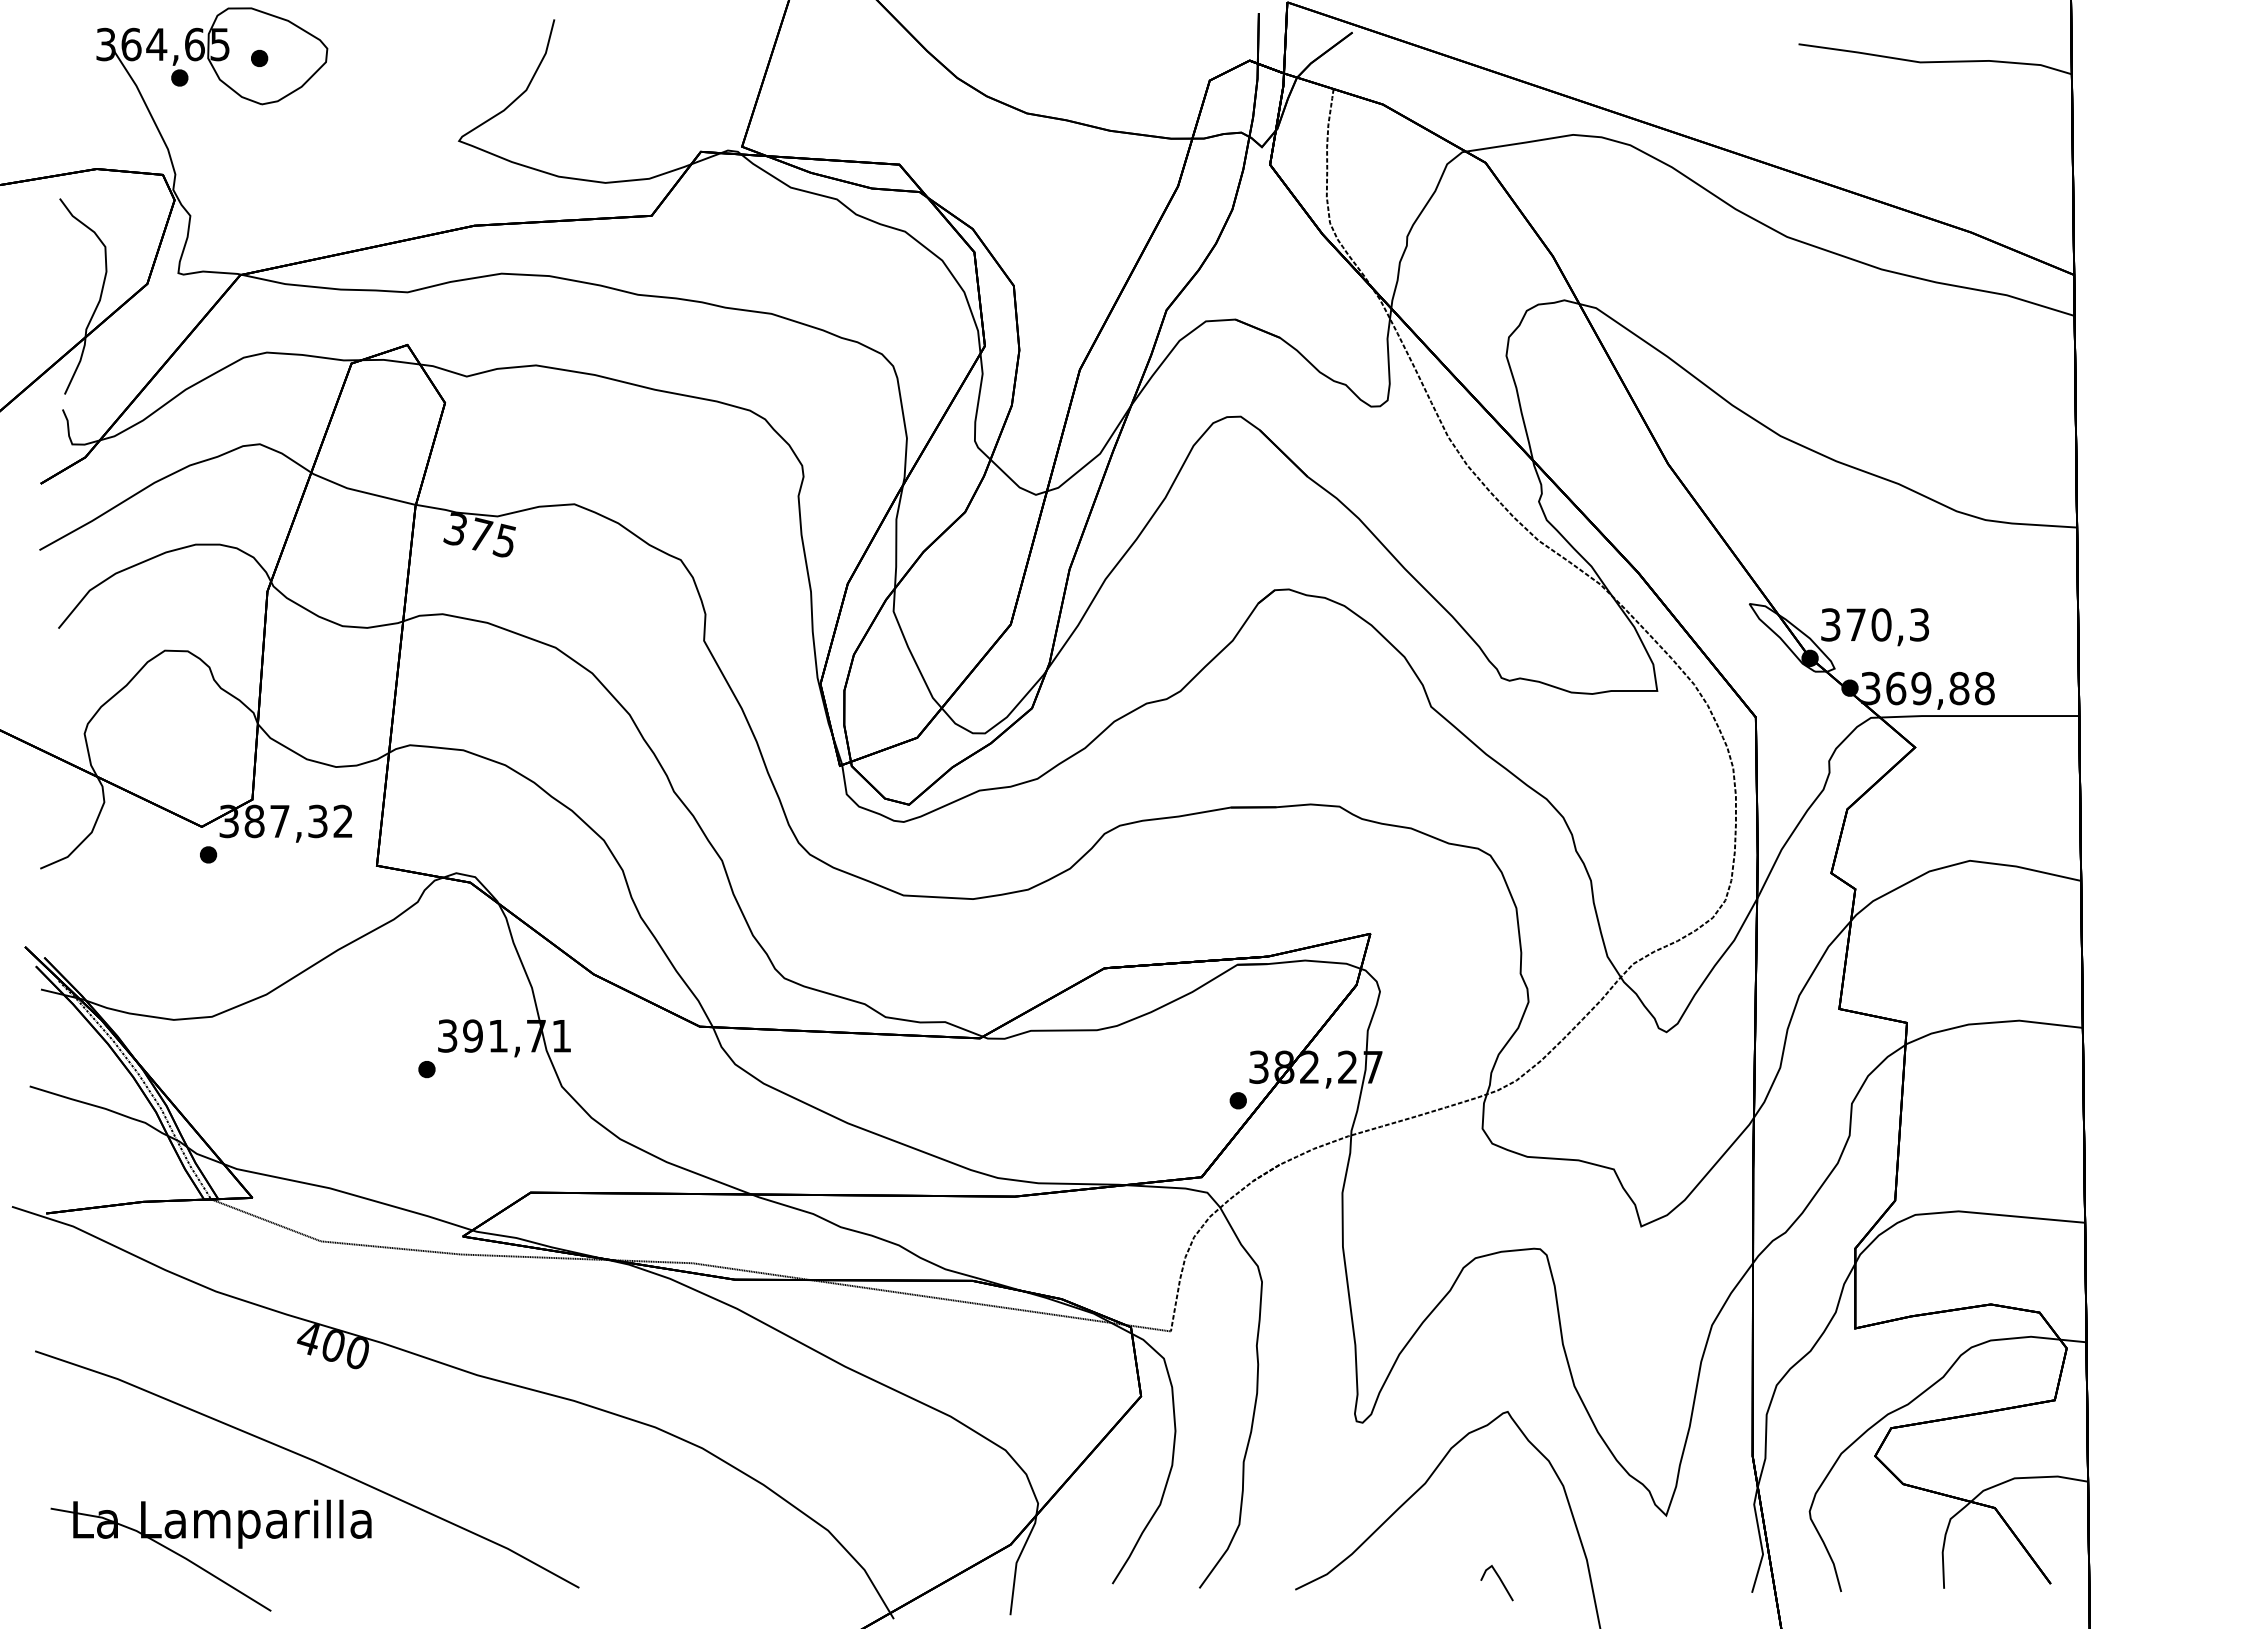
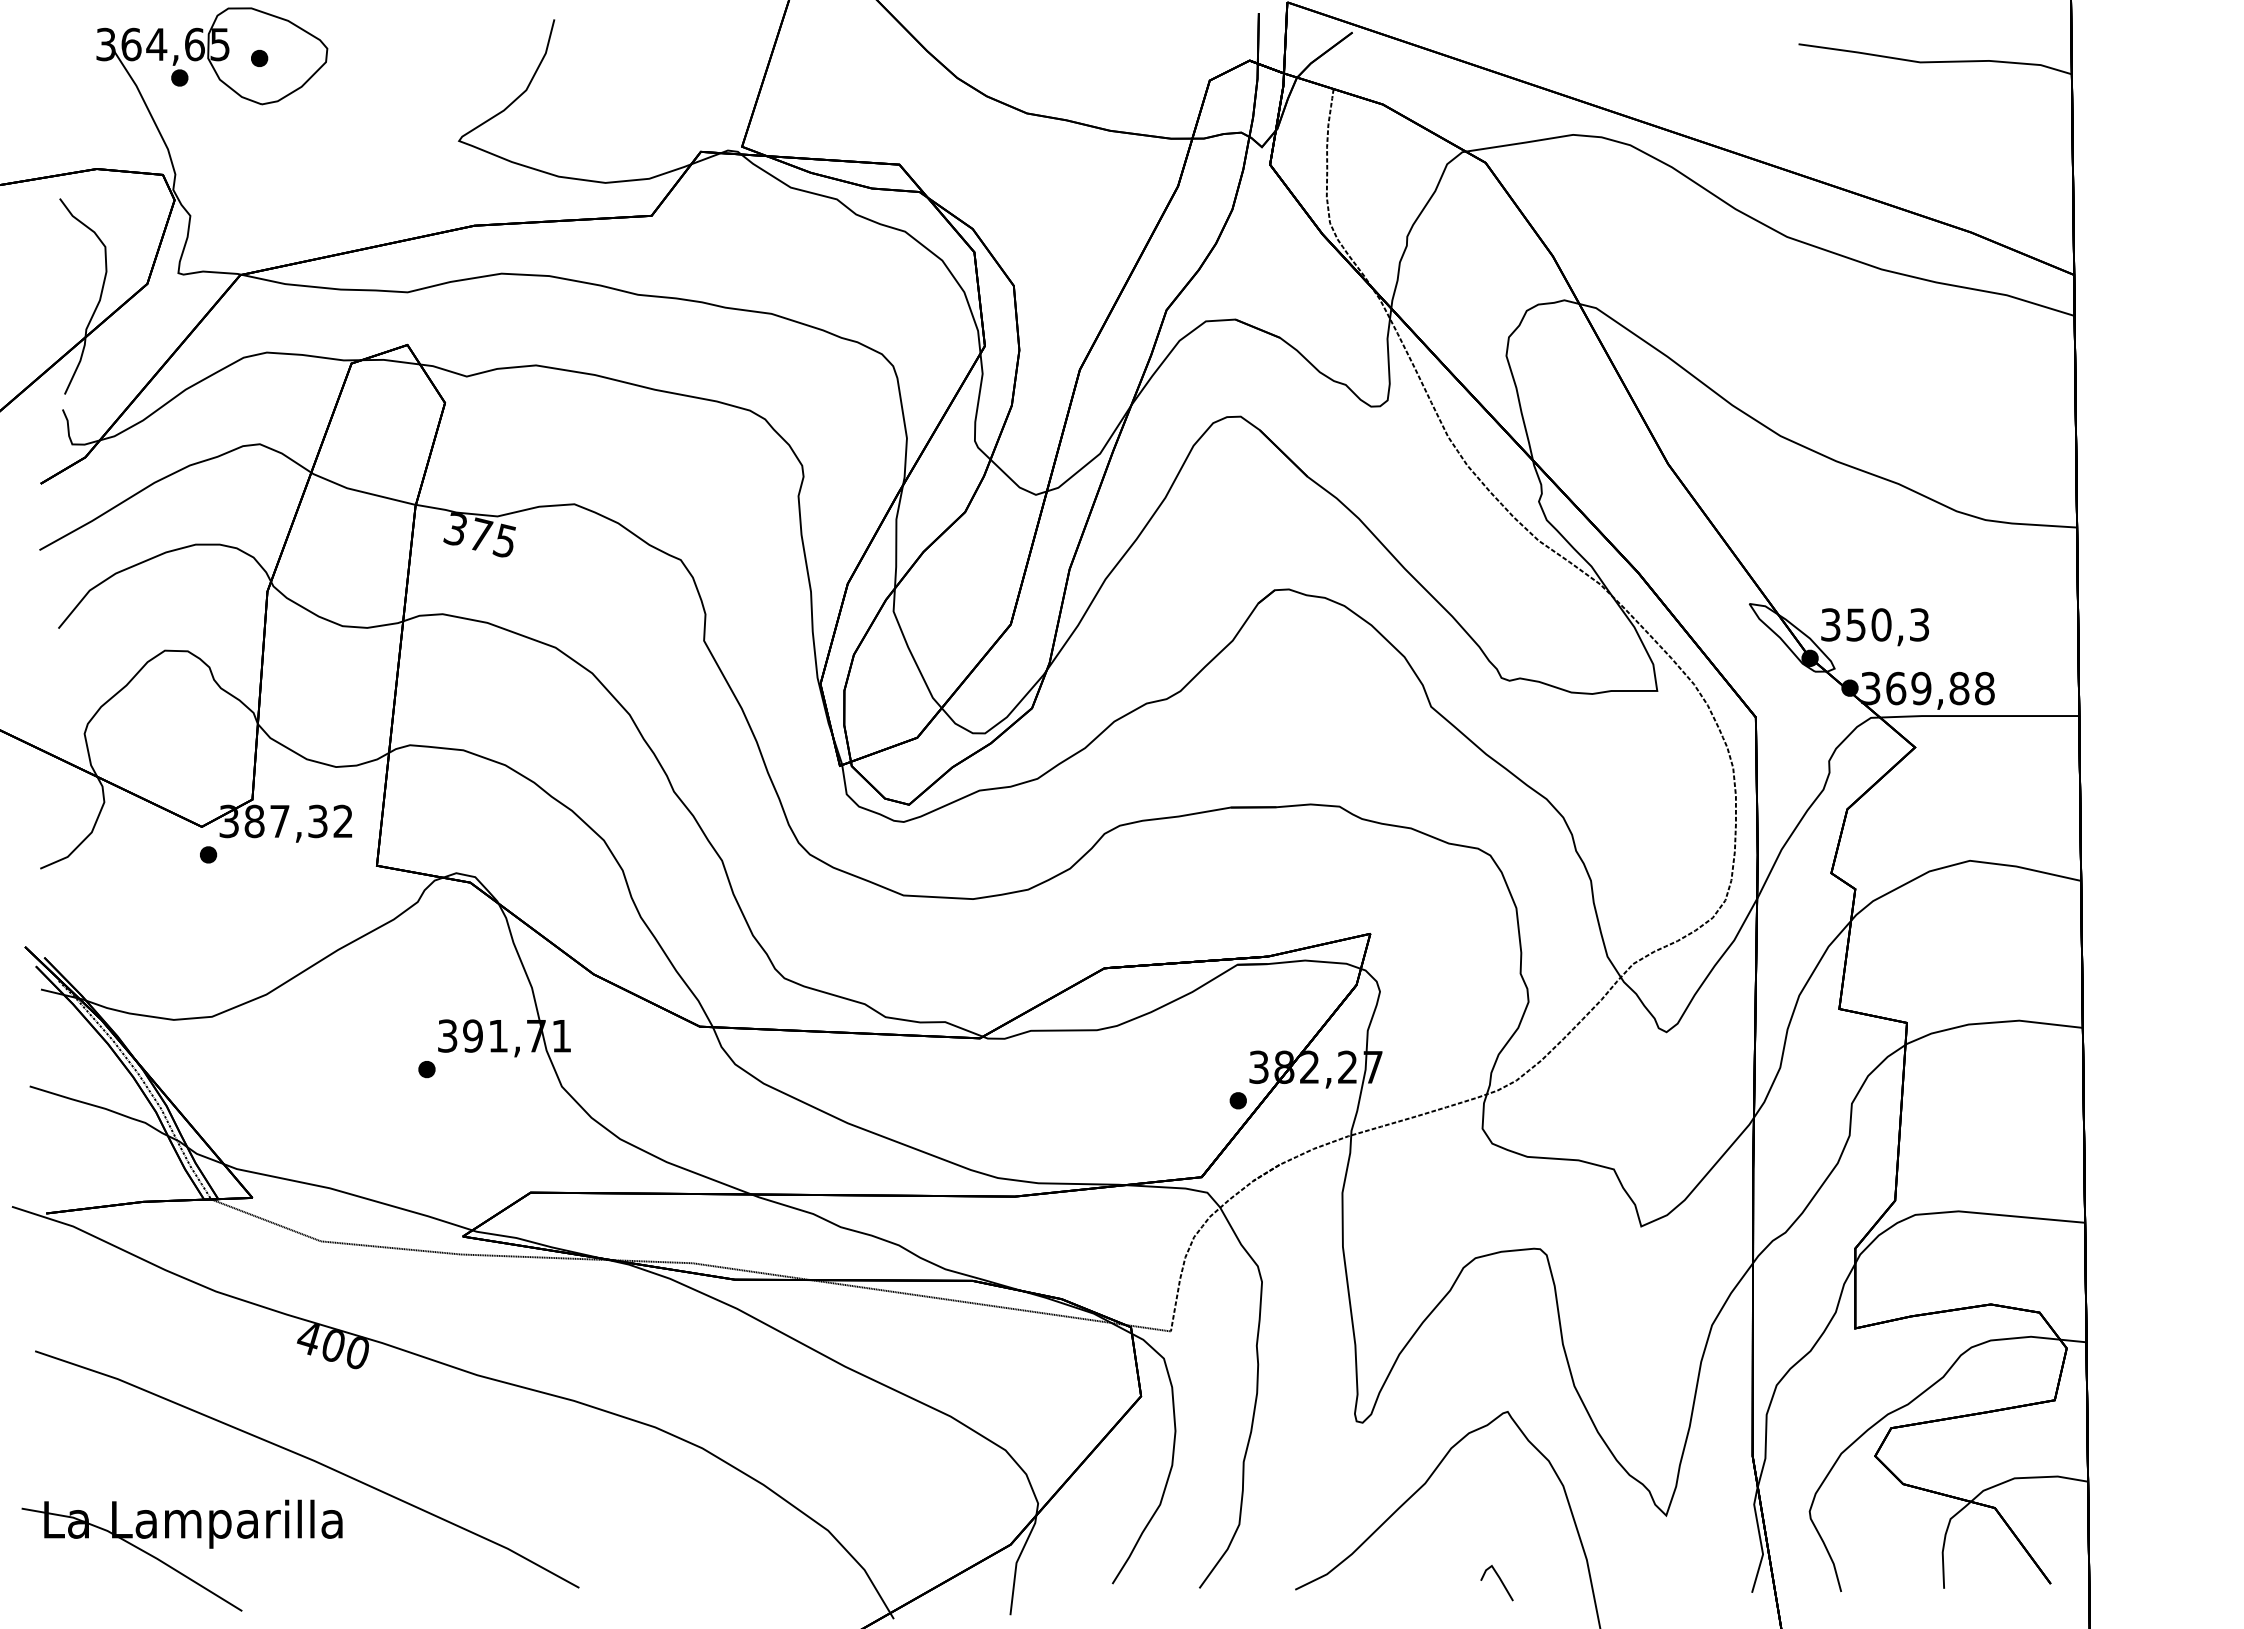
text: 370,3 -> 350,3 (1855, 624)
part position: (202, 1567) -> (173, 1567) (173, 1567)
